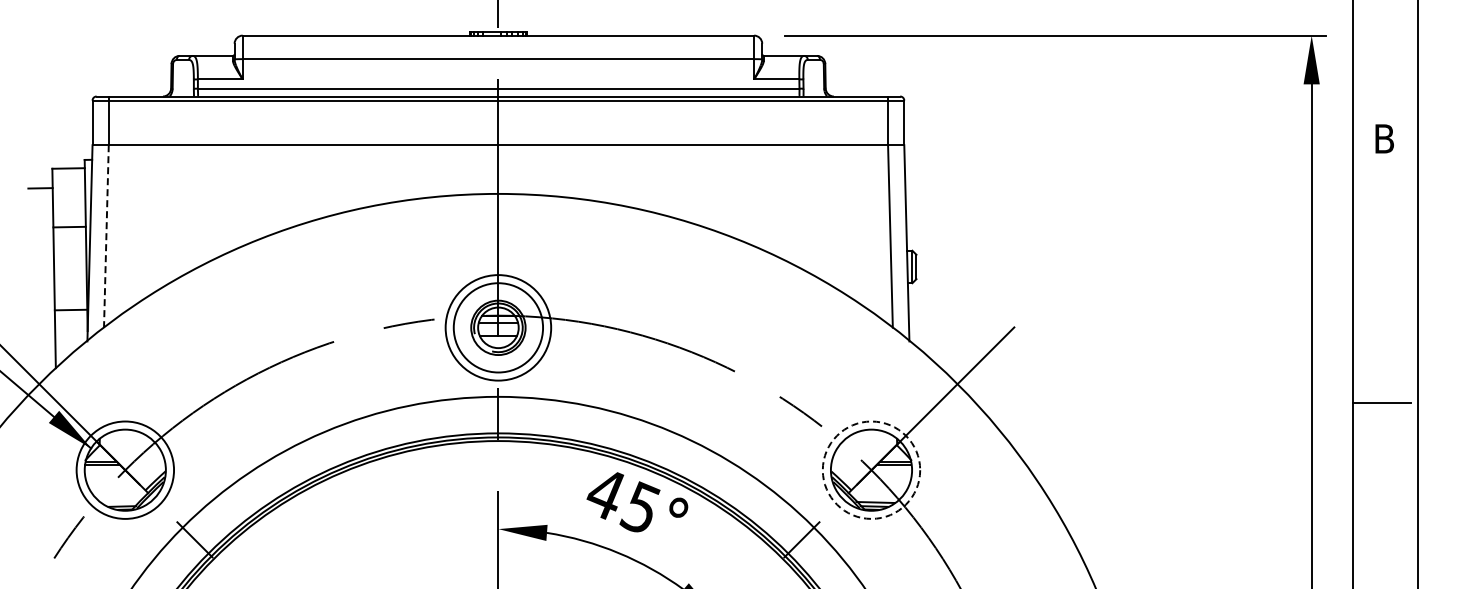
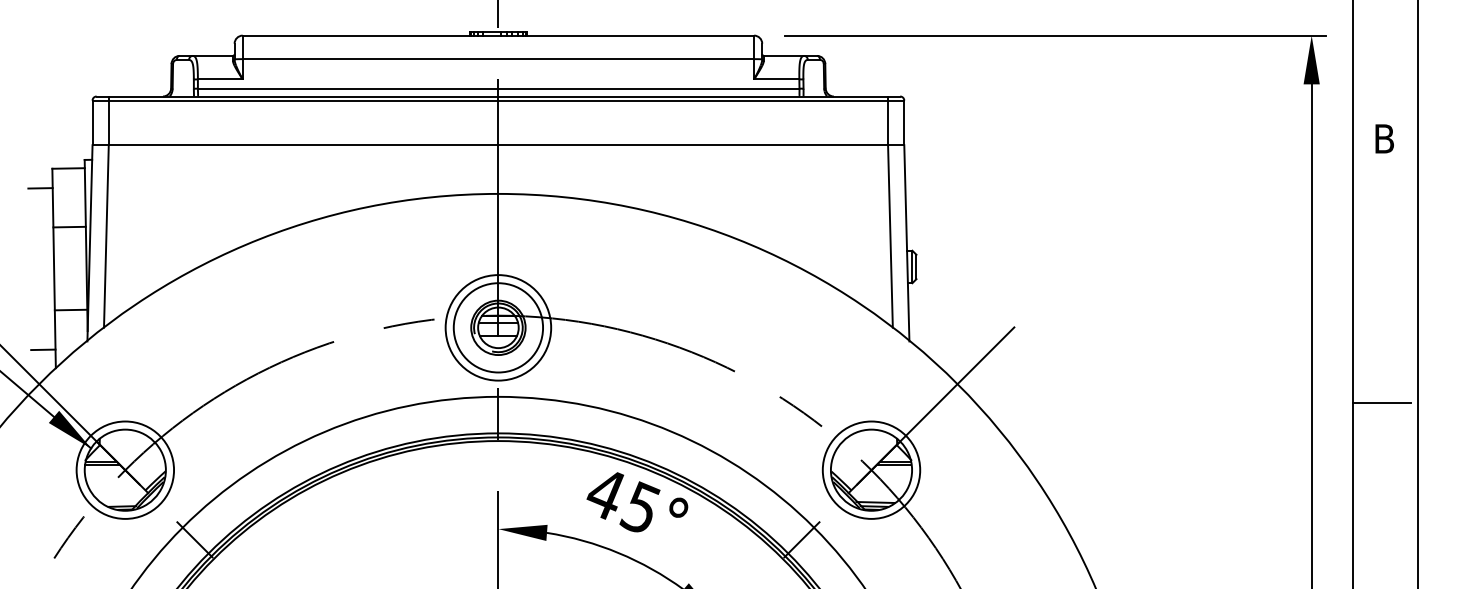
line: dashed -> solid (106, 236)
line: none -> present (43, 349)
circle: dashed -> solid (871, 469)
